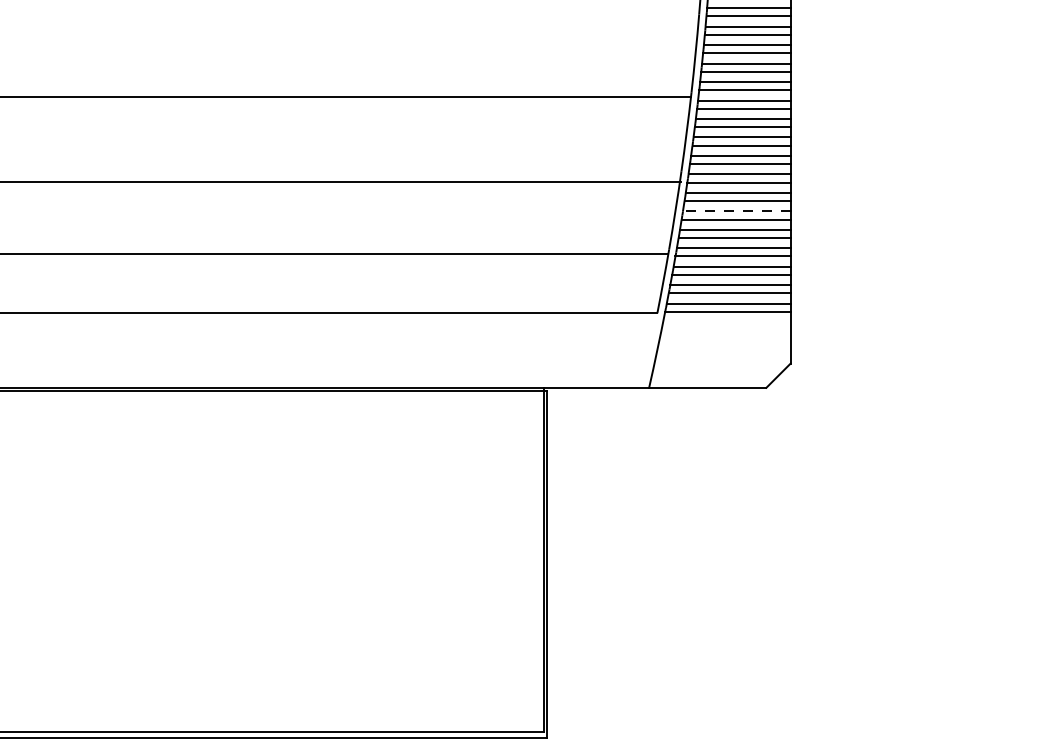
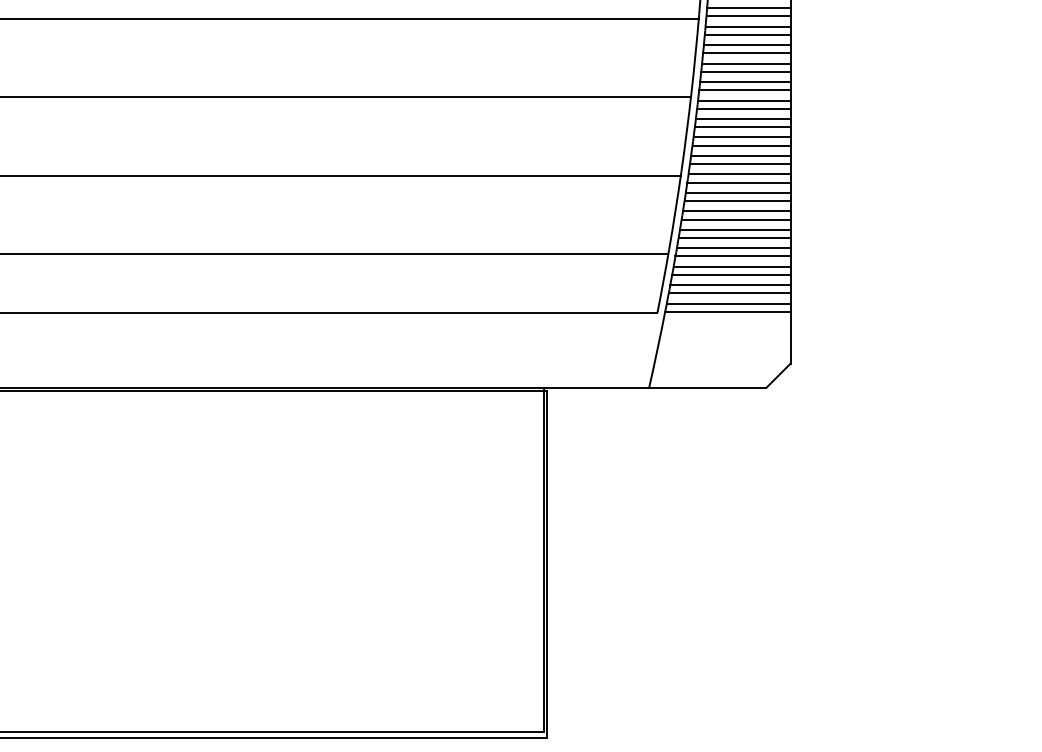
line: none -> present (350, 19)
line position: (341, 181) -> (341, 175) (341, 175)
line: dashed -> solid (736, 211)
